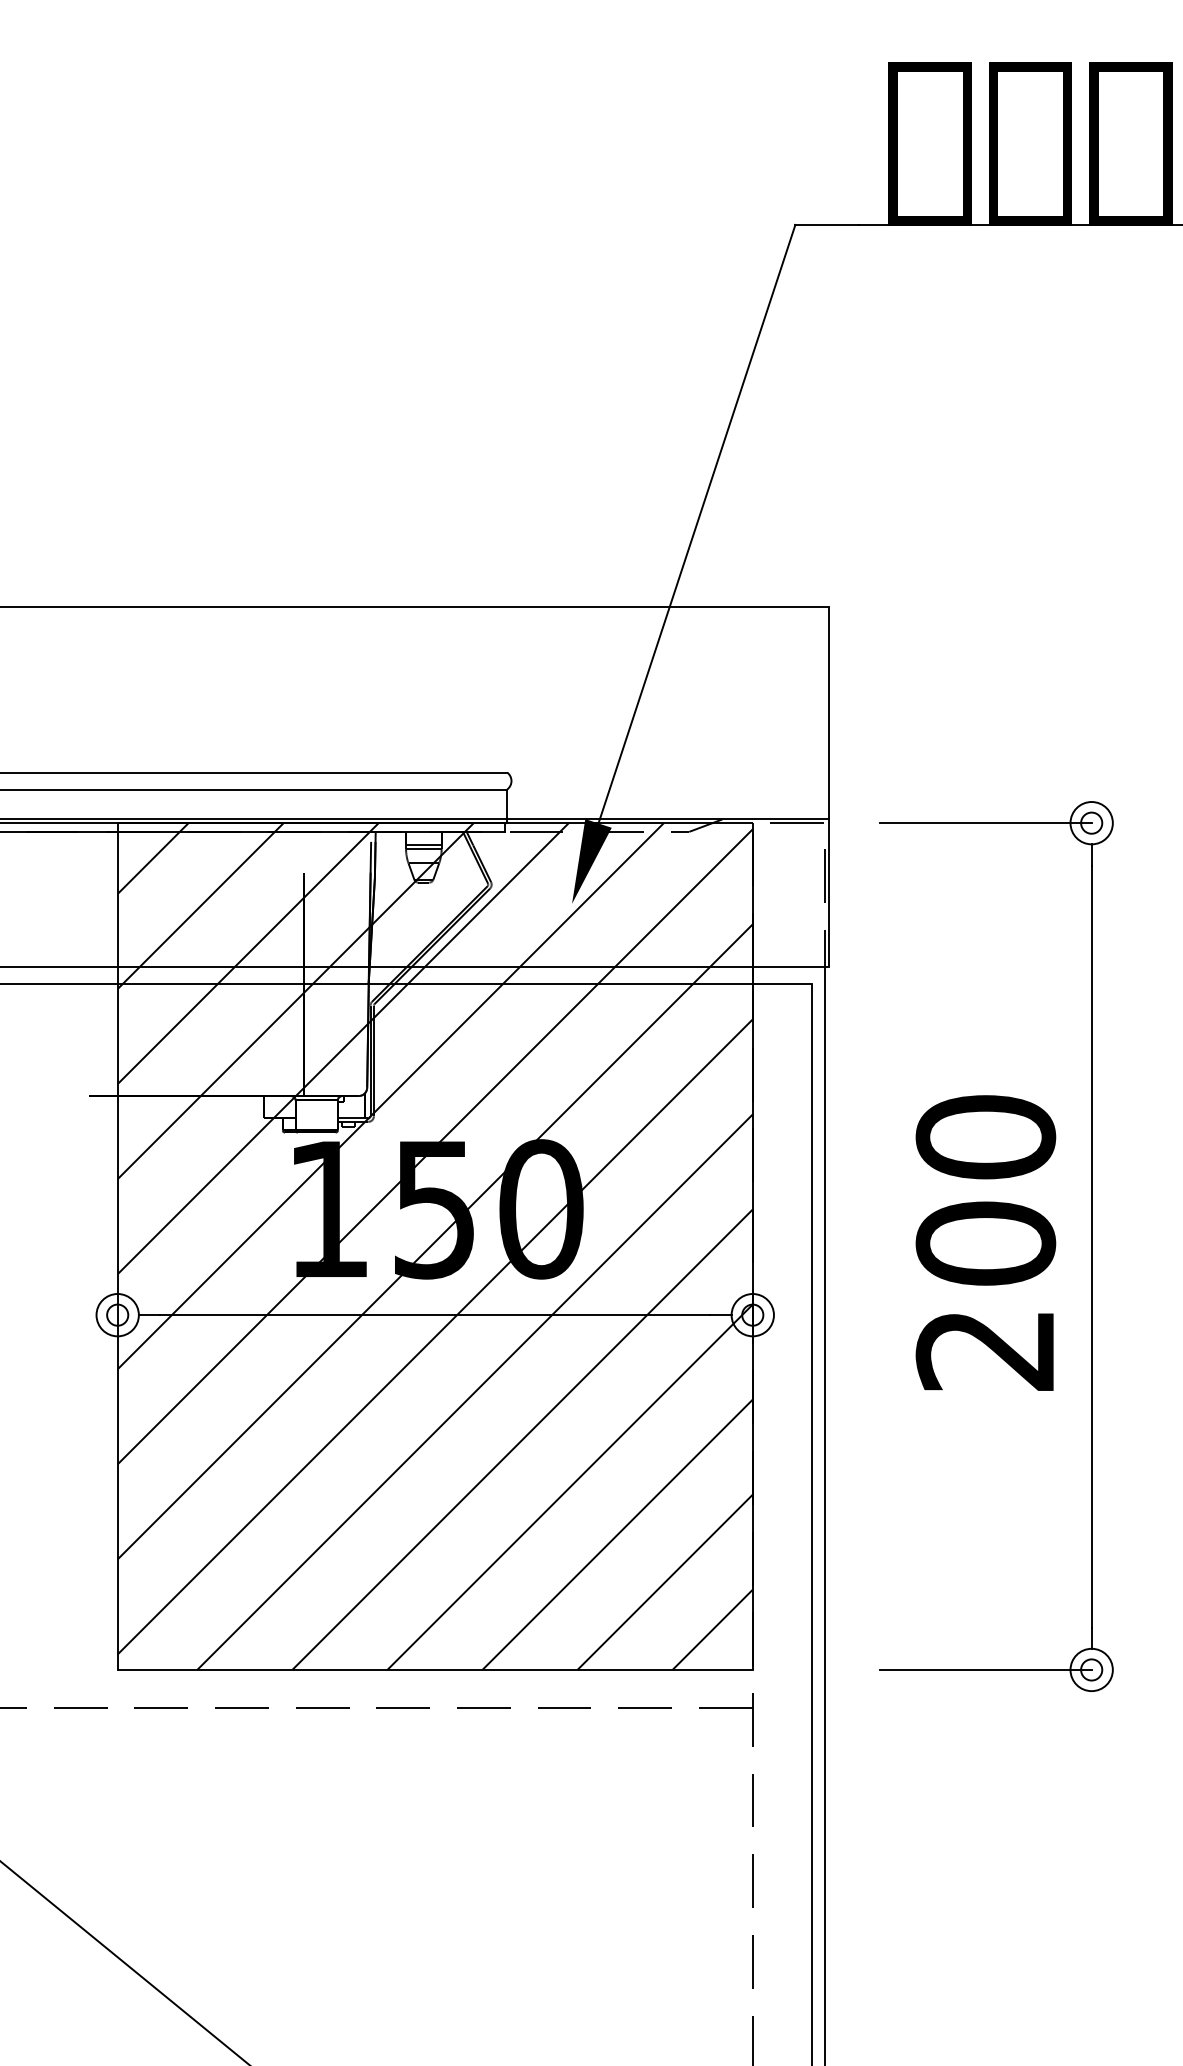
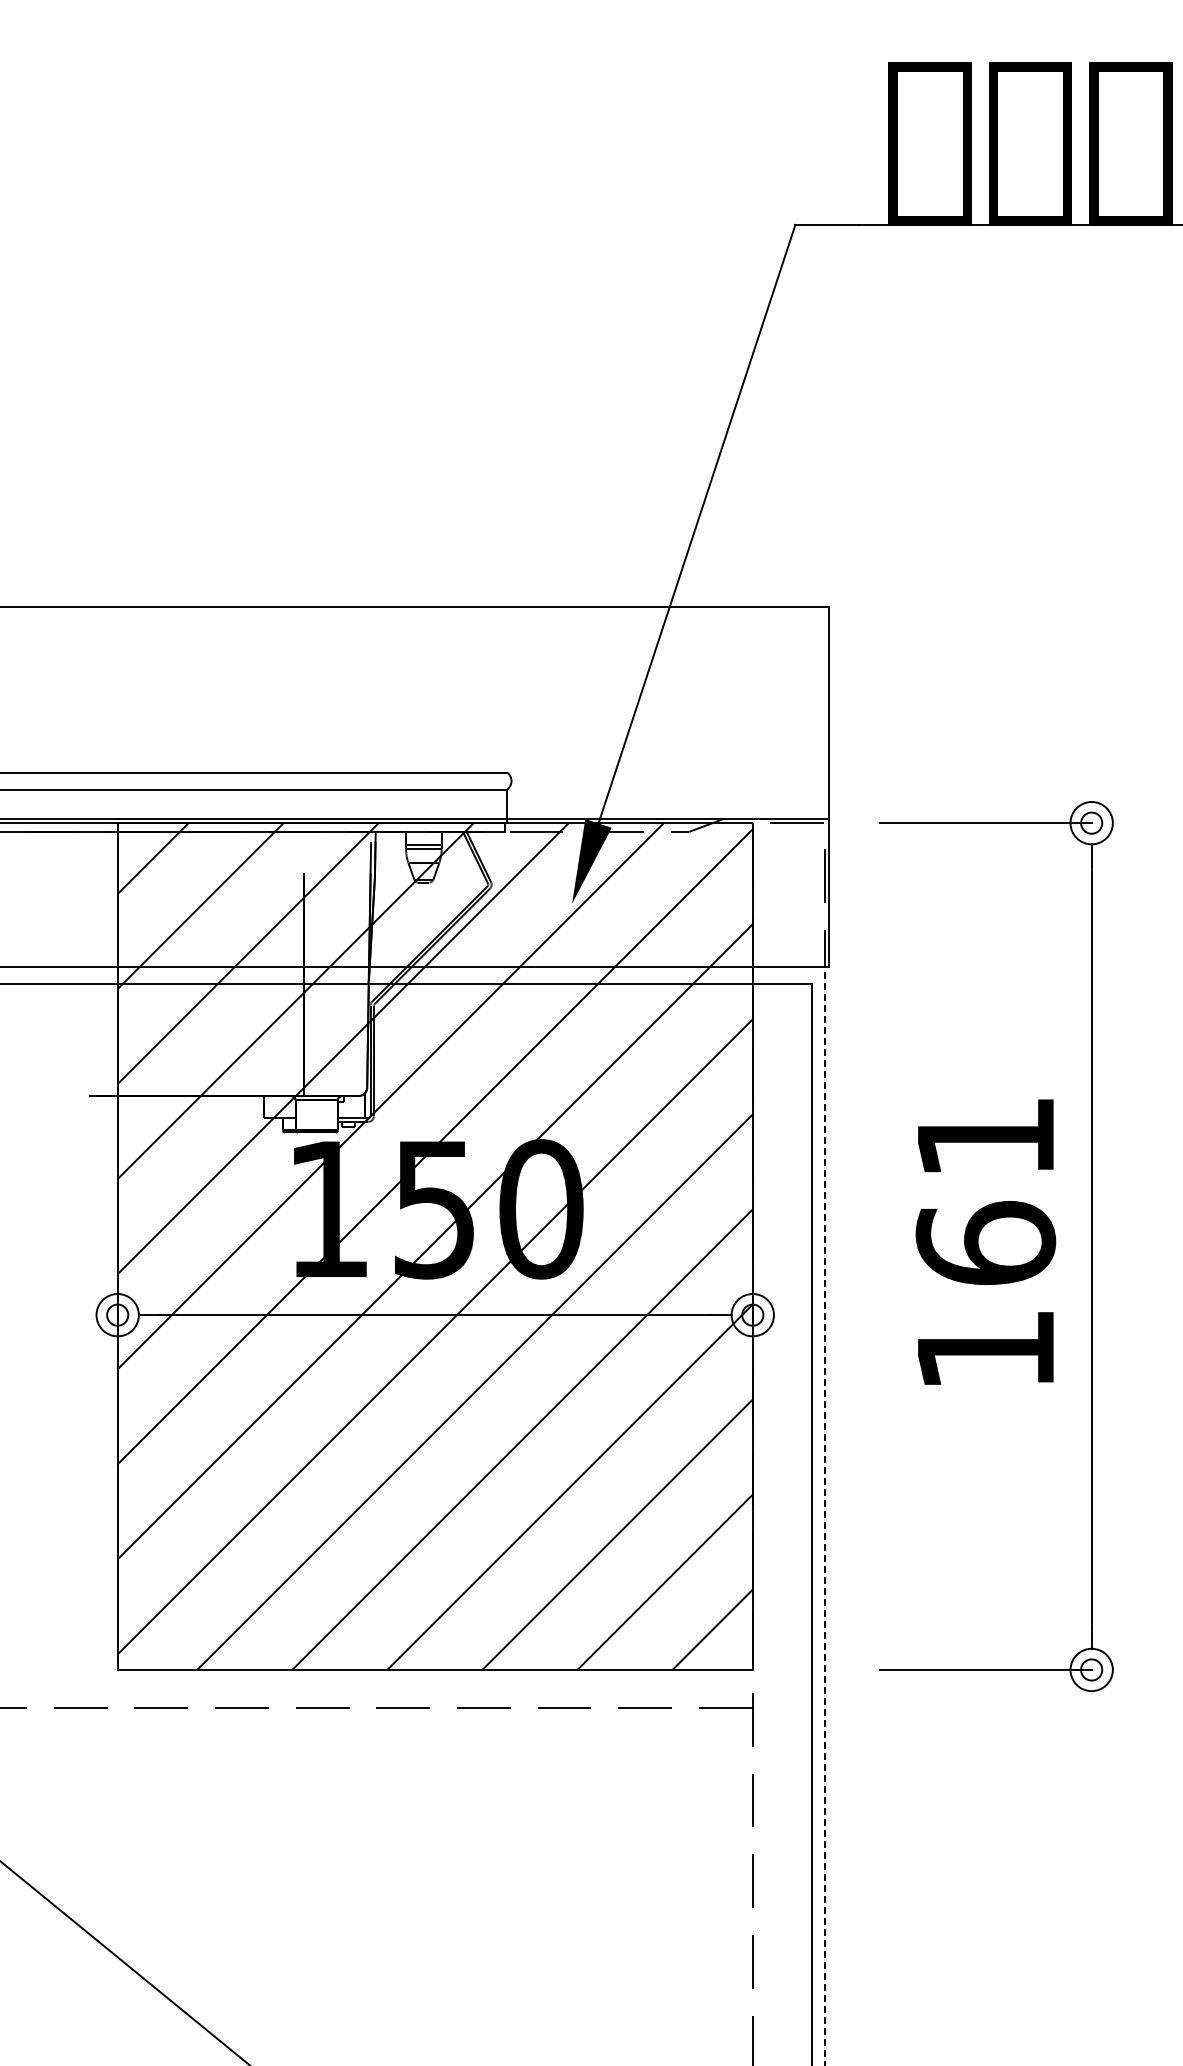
text: 200 -> 161 (985, 1242)
line: solid -> dashed (824, 1516)
